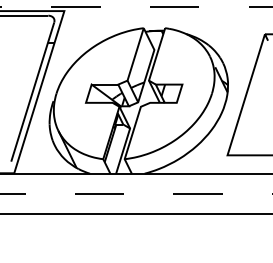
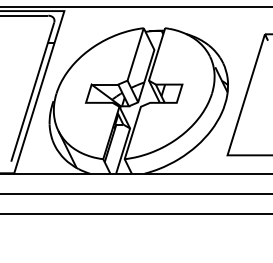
line: dashed -> solid (136, 6)
line: dashed -> solid (136, 194)
